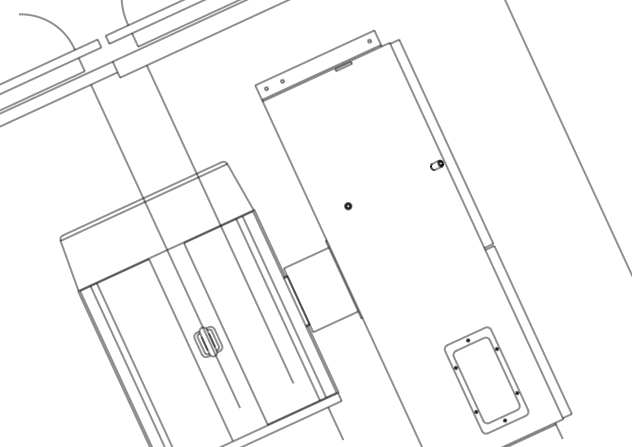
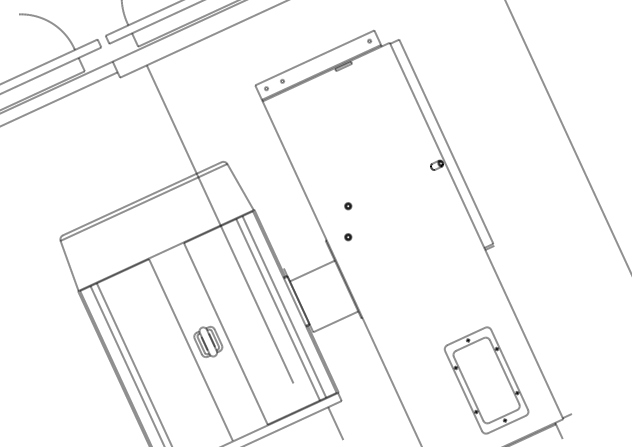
part: none -> present (348, 237)
line: present -> none (165, 245)
line position: (305, 257) -> (311, 270) (311, 270)
line: present -> none (532, 329)
